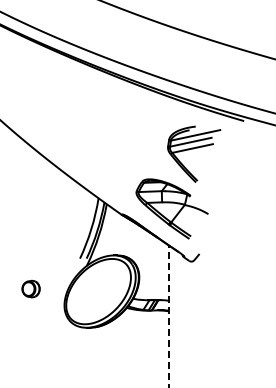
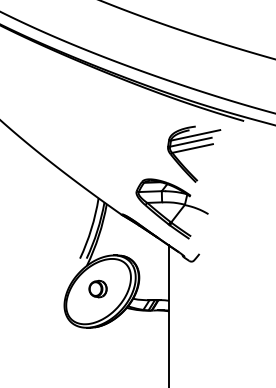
part position: (30, 288) -> (97, 288) (97, 288)
line: dashed -> solid (168, 316)
